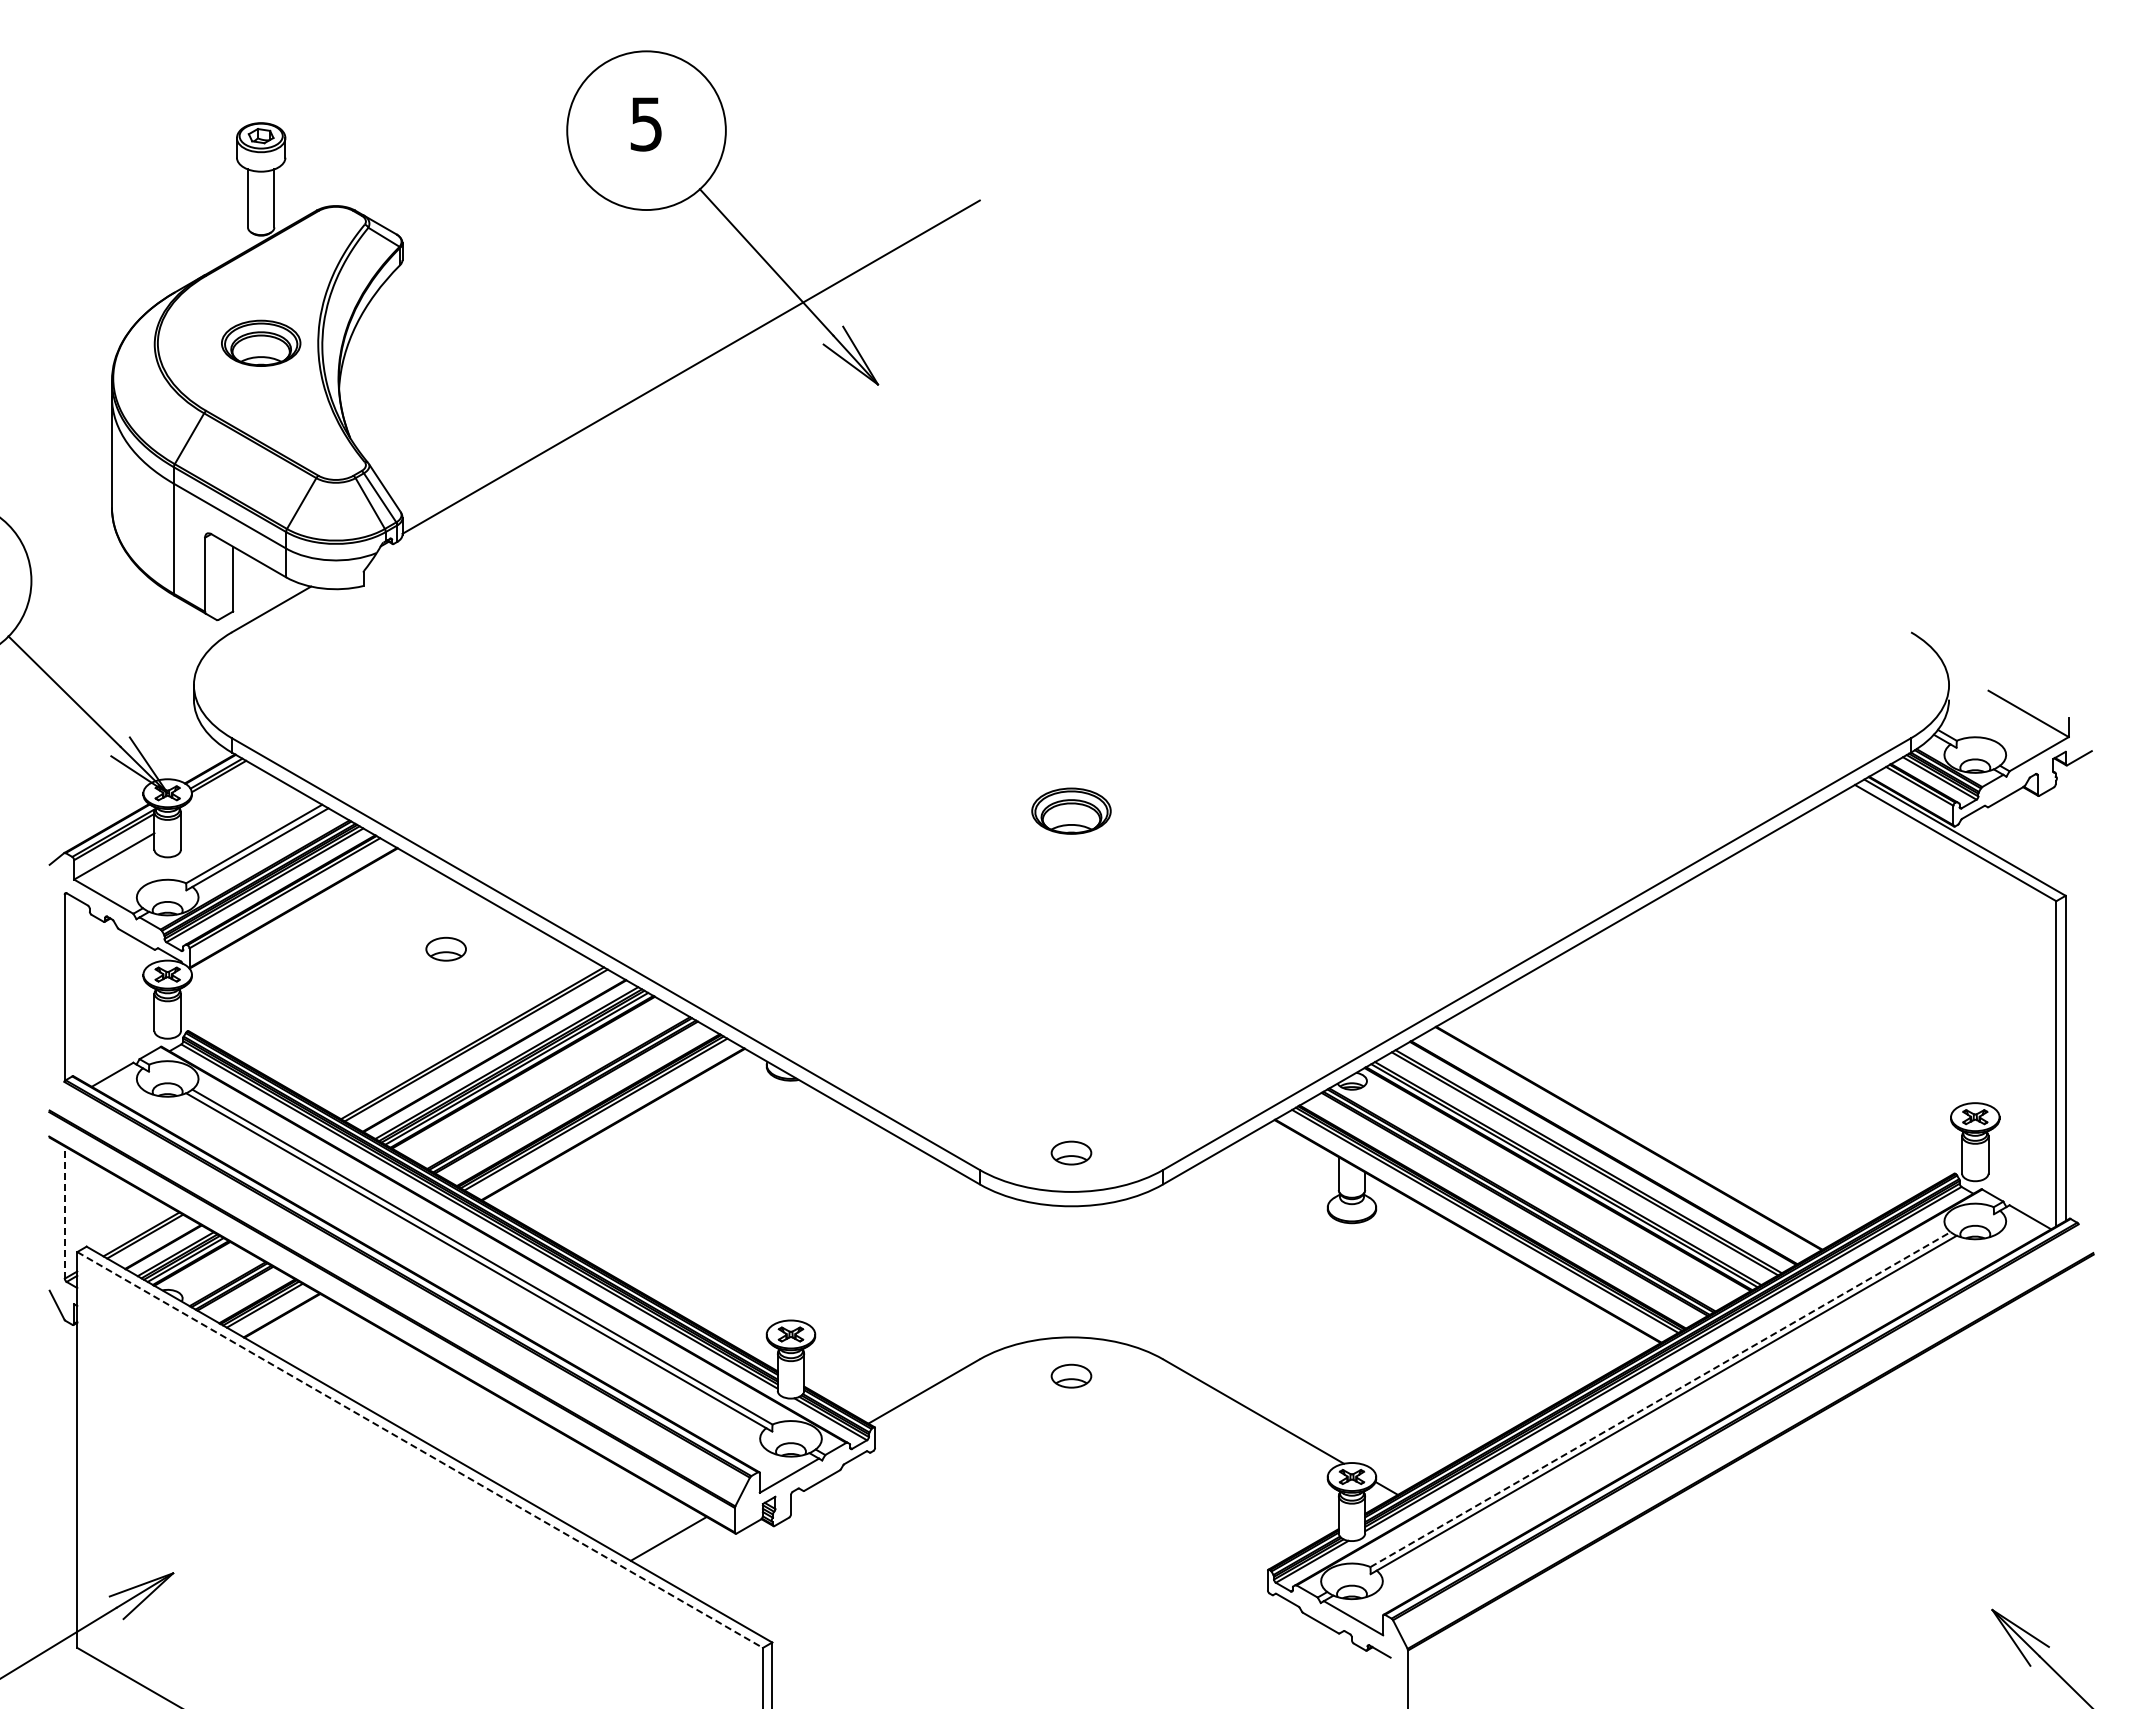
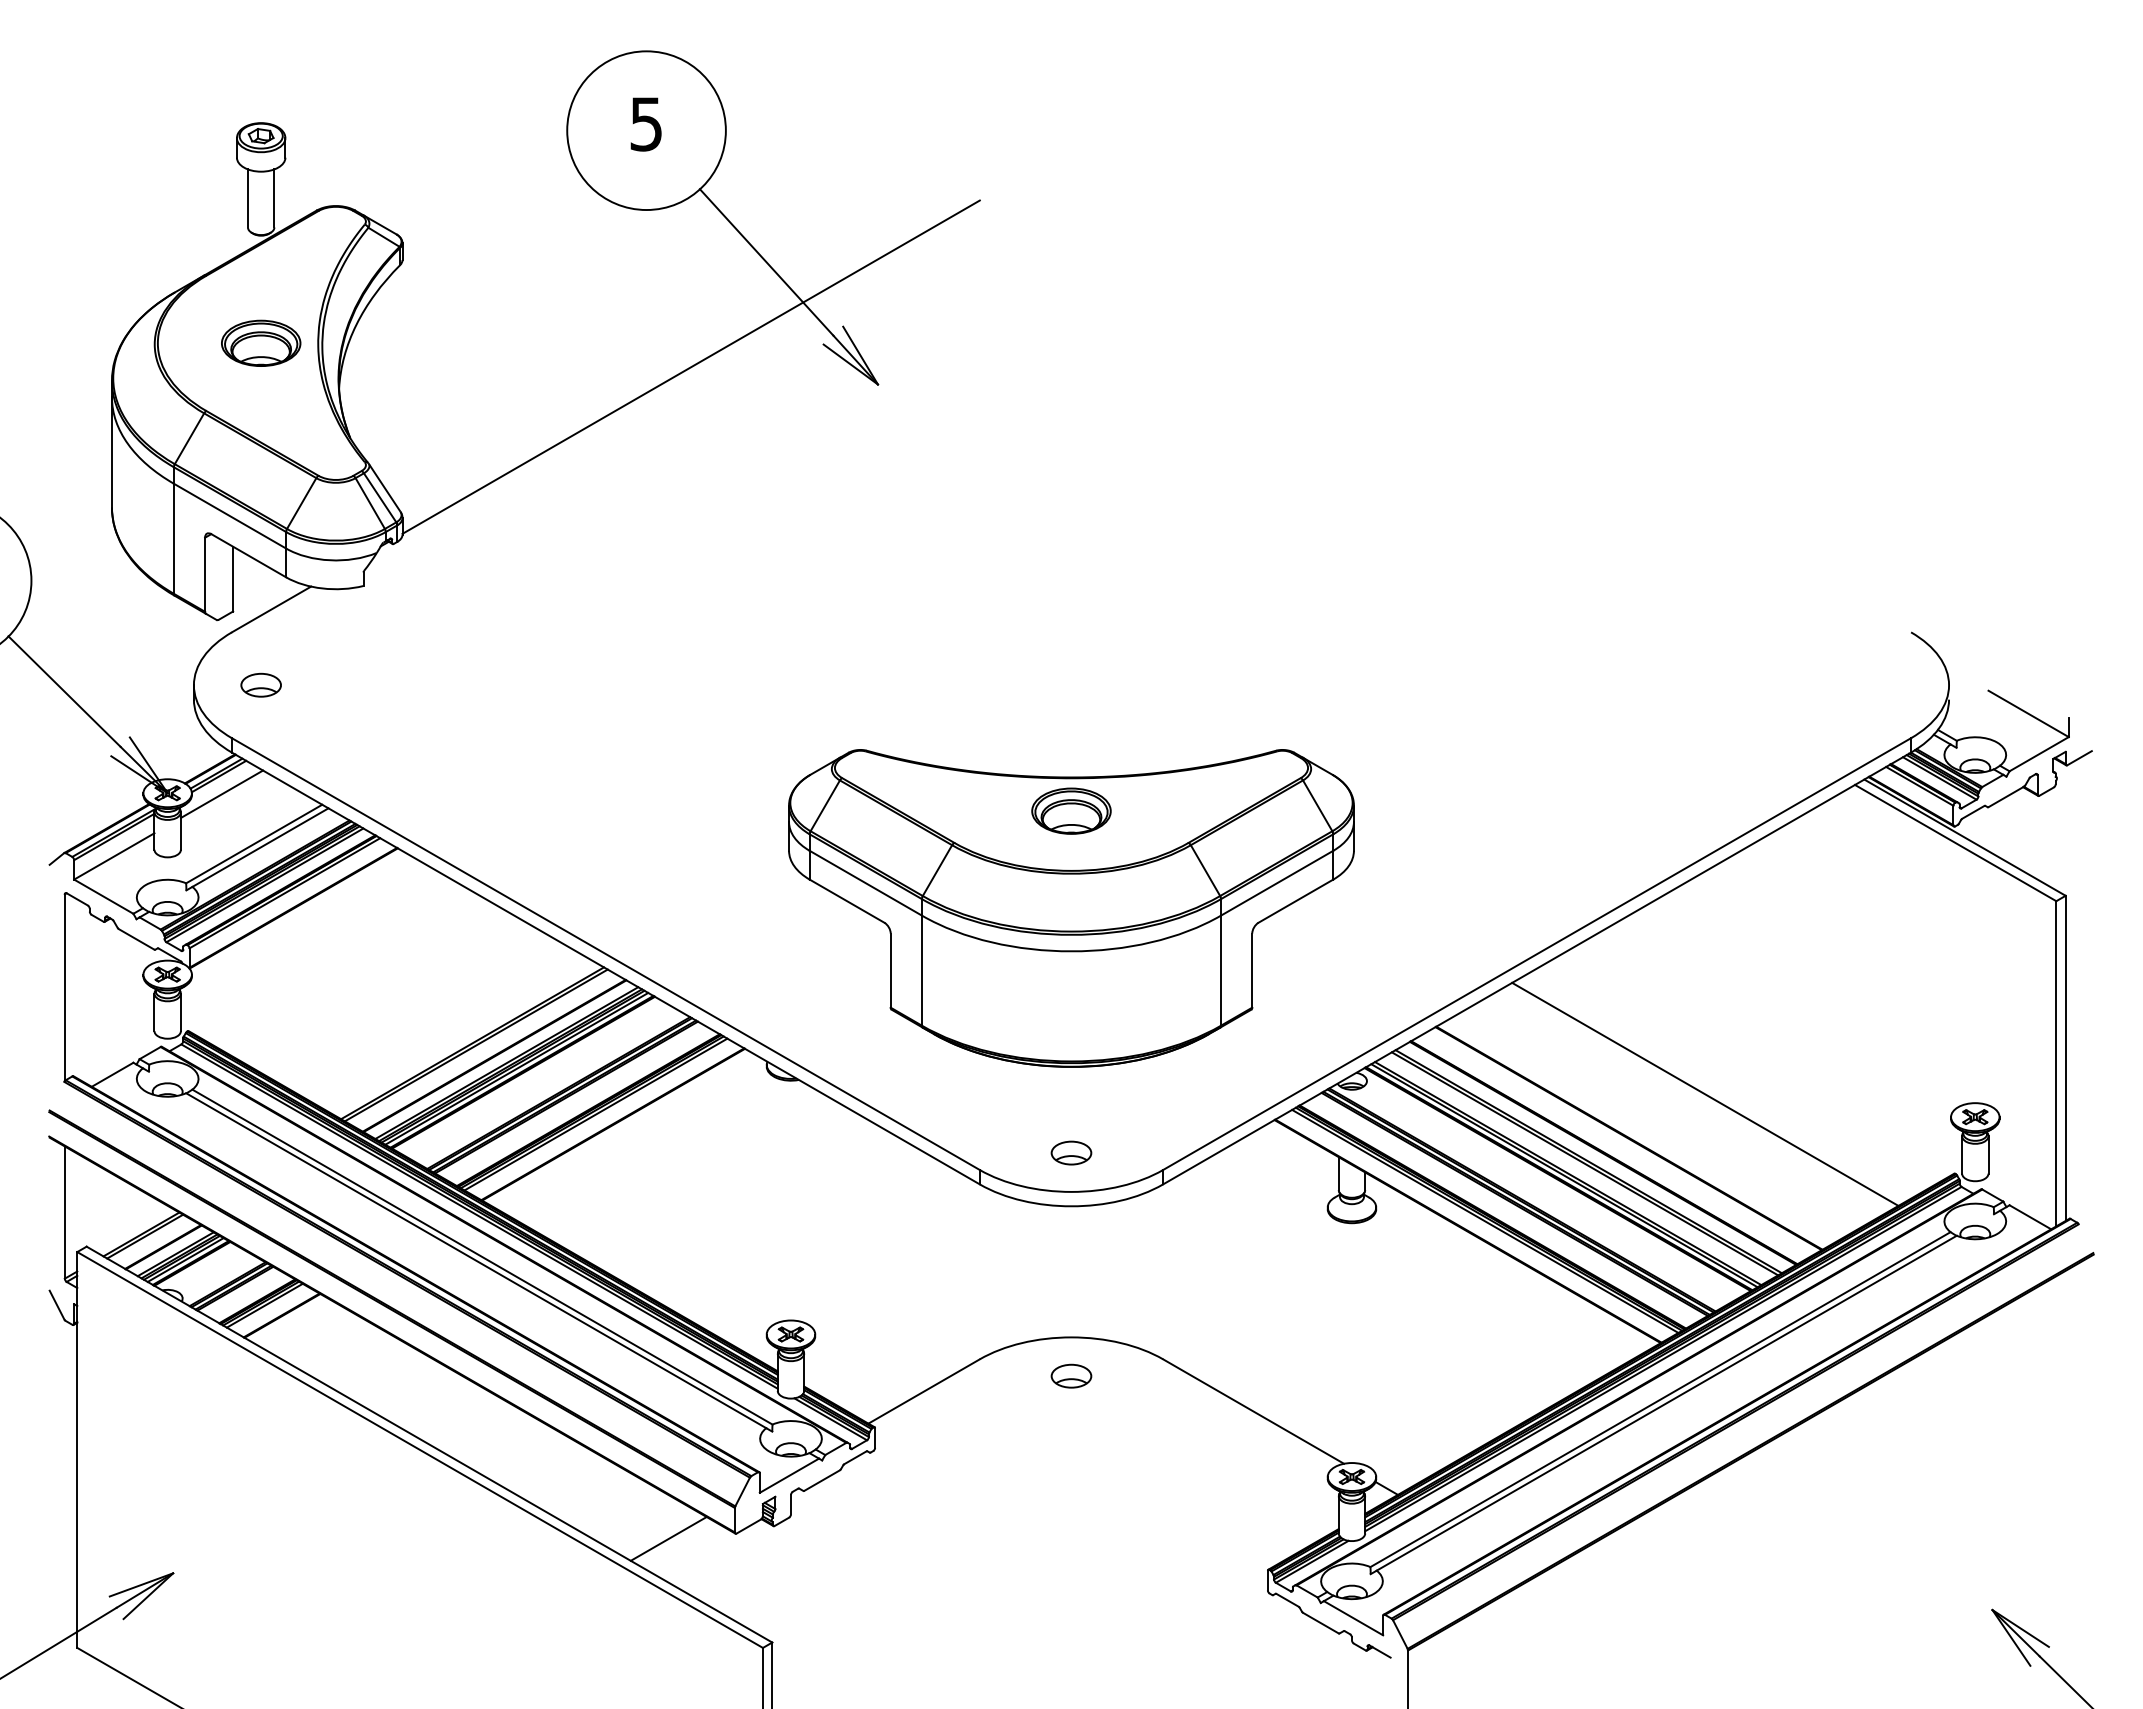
line: none -> present (221, 793)
part: none -> present (1071, 908)
part position: (445, 948) -> (260, 684) (260, 684)
line: none -> present (1705, 1093)
line: dashed -> solid (64, 1212)
line: dashed -> solid (1660, 1399)
line: dashed -> solid (420, 1450)
